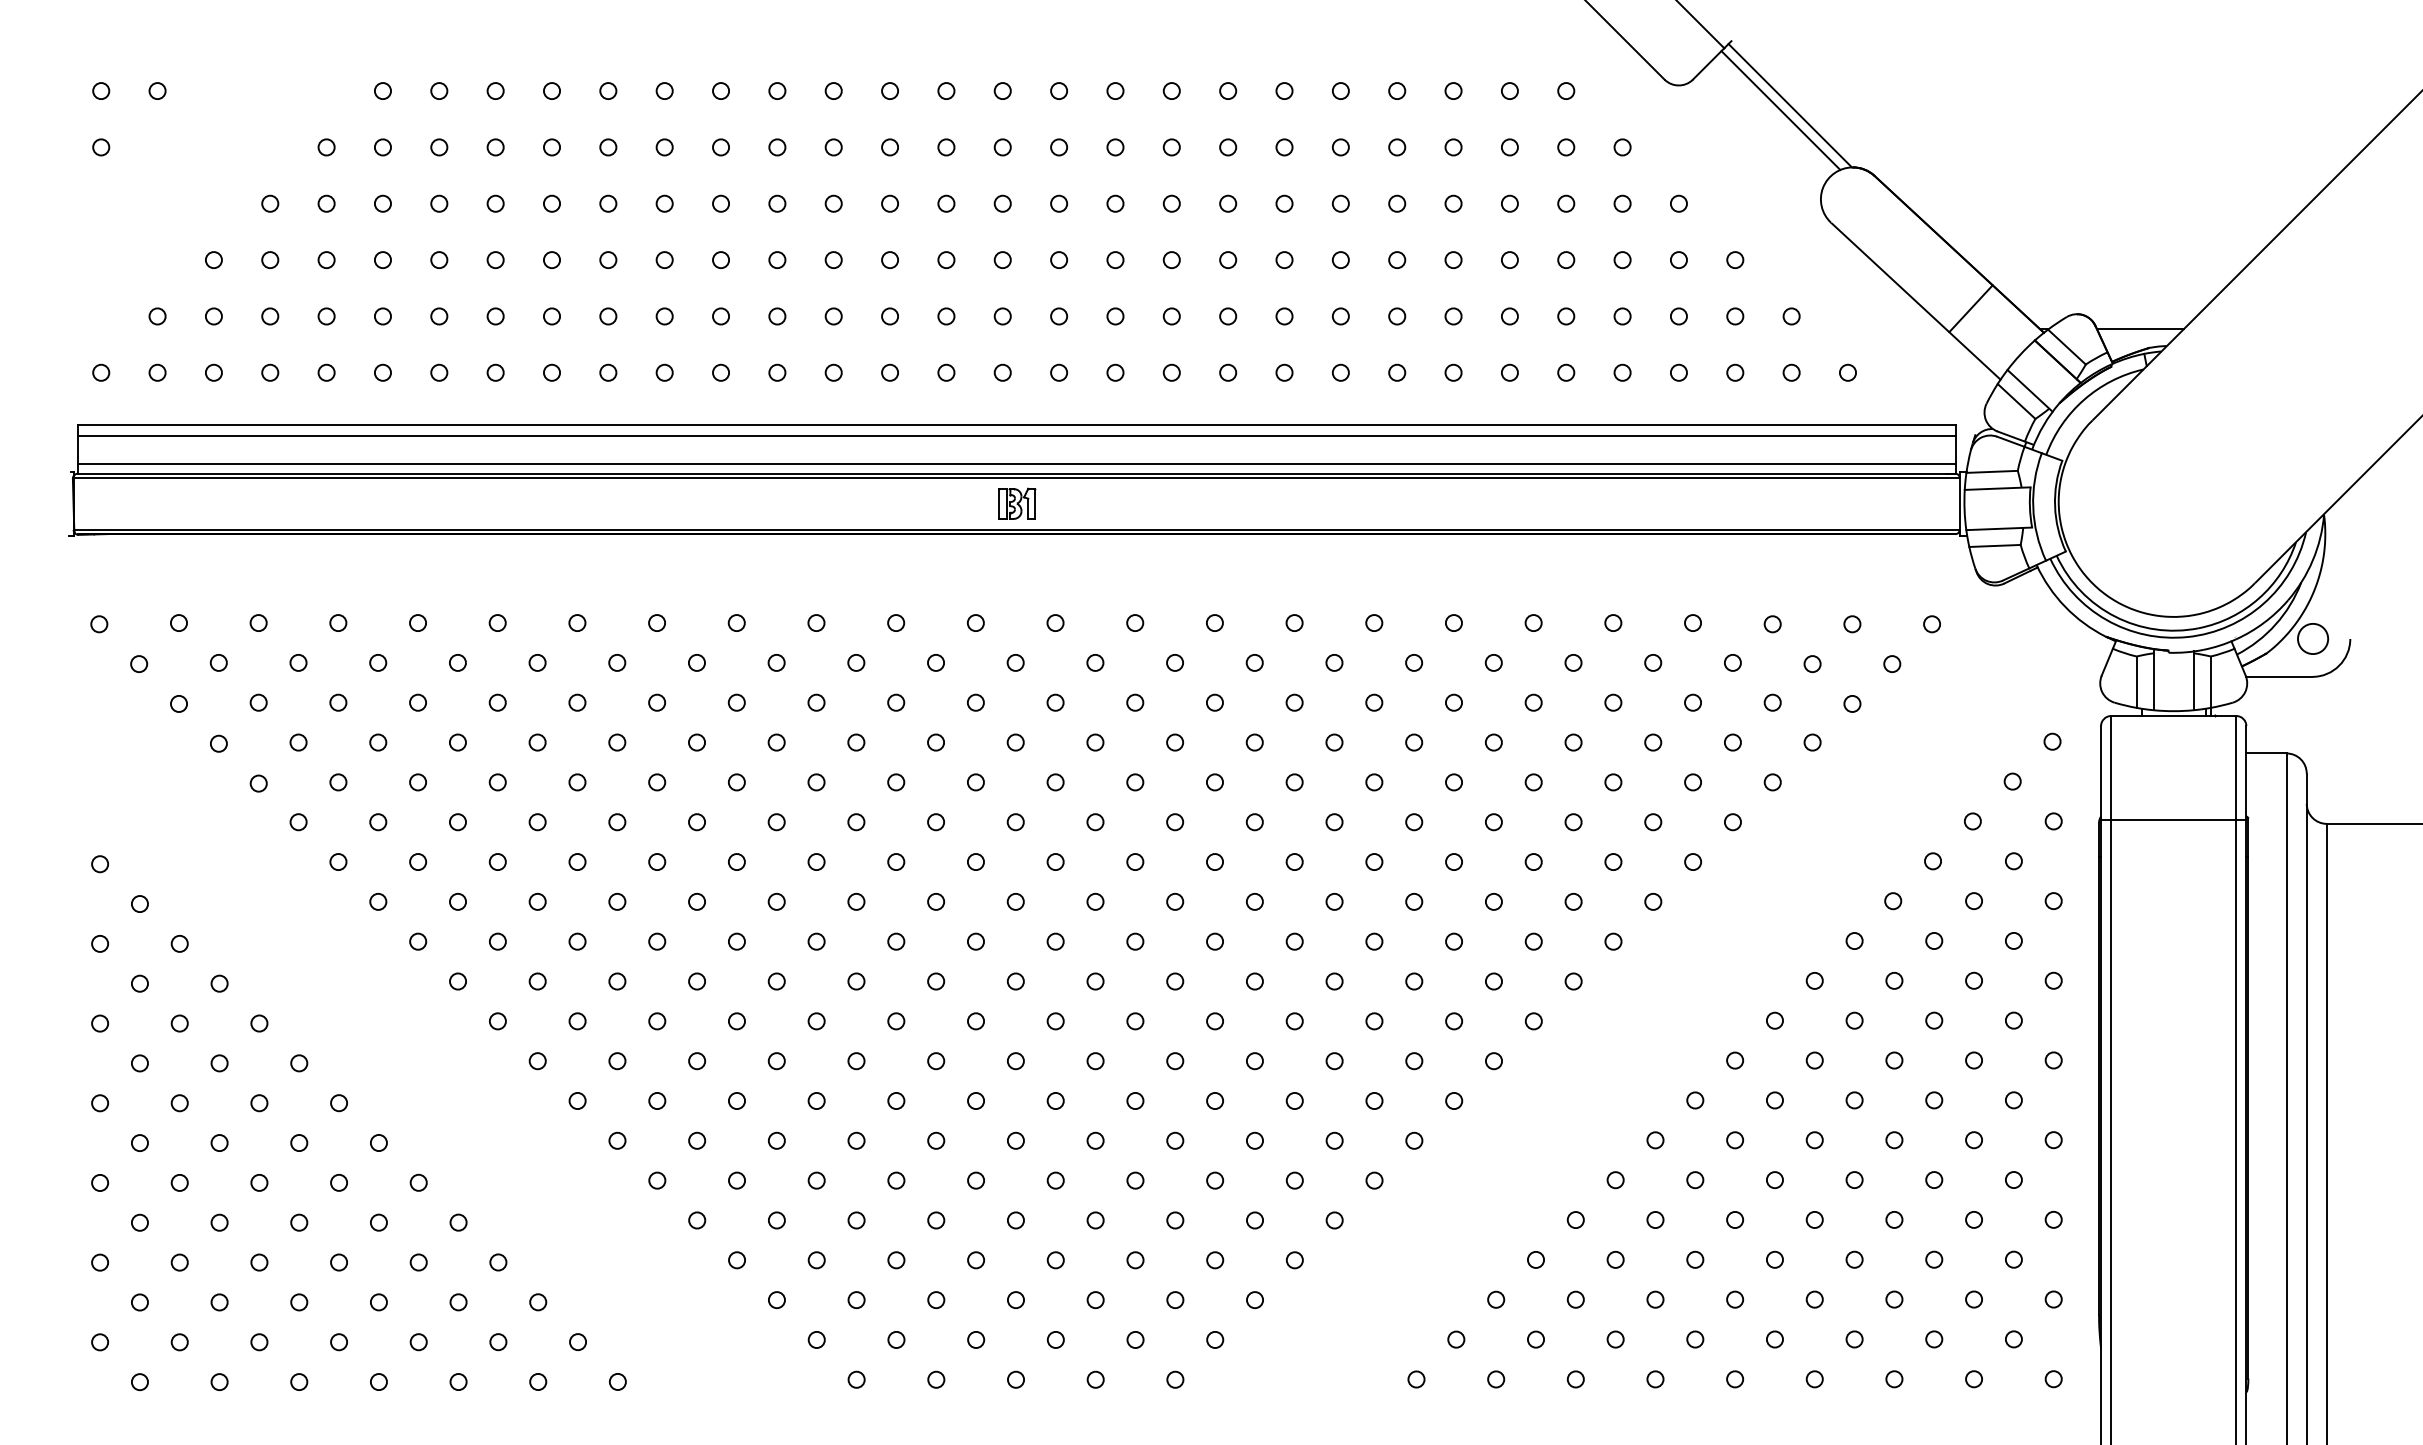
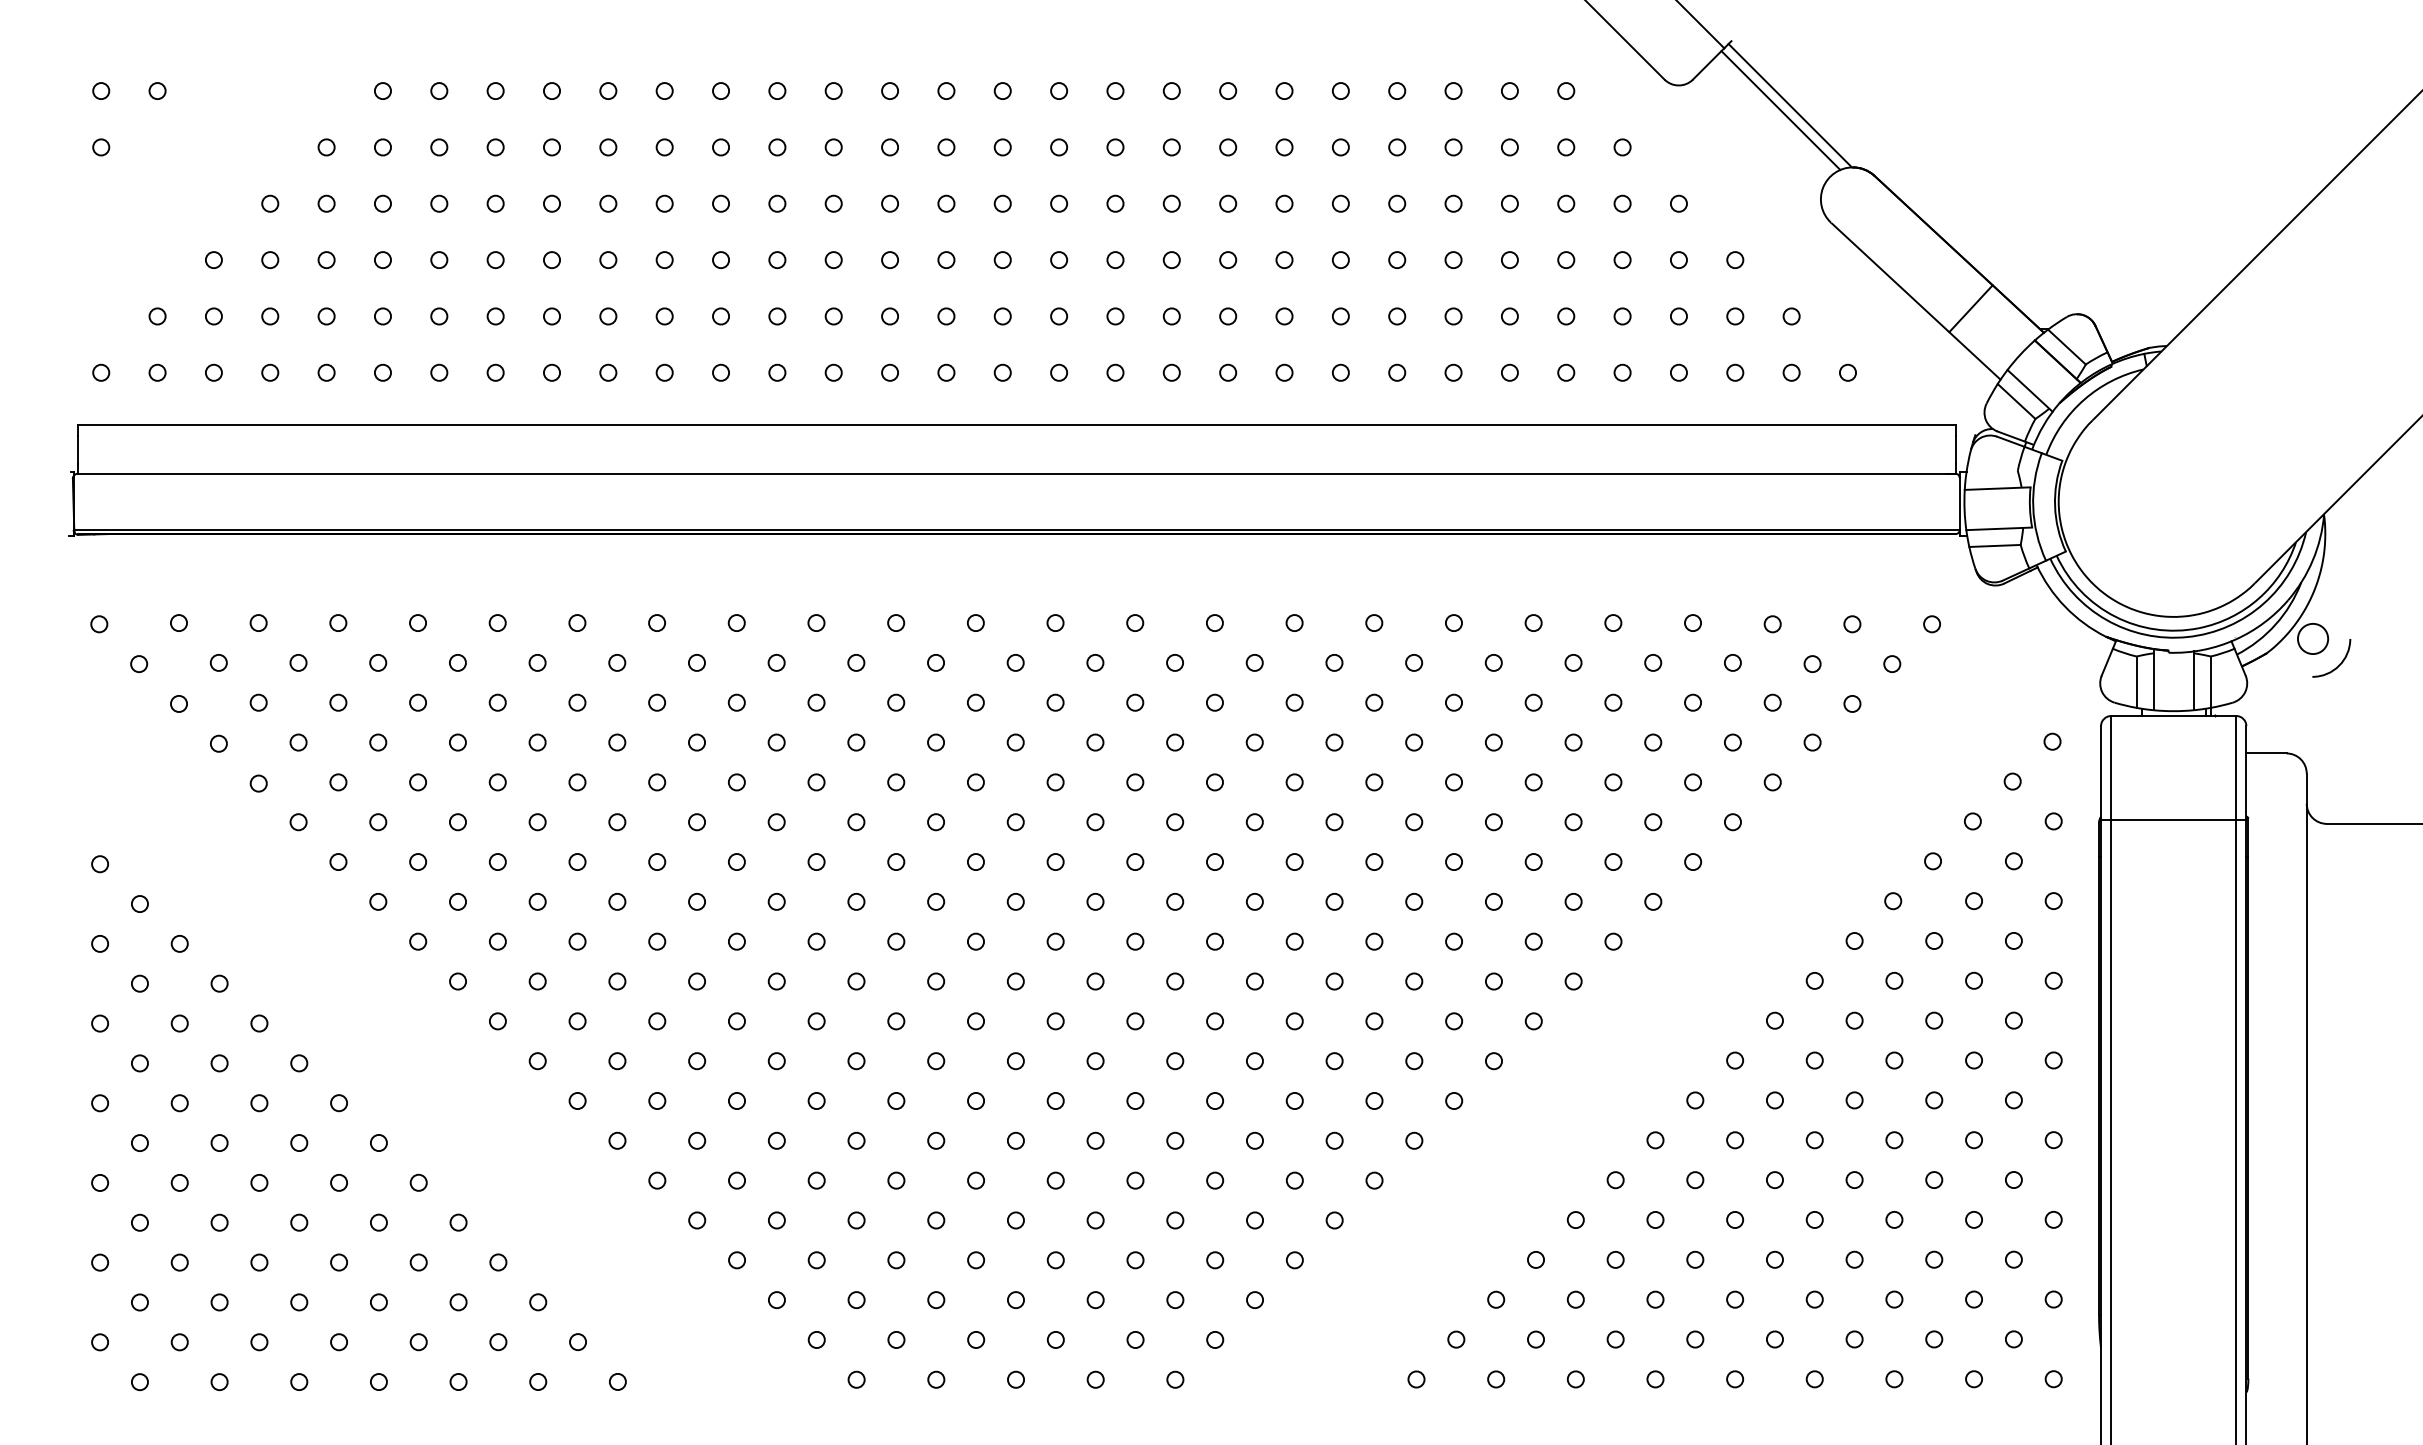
line: present -> none (2140, 329)
line: present -> none (1016, 435)
line: present -> none (1016, 463)
line: present -> none (1991, 471)
line: present -> none (1016, 477)
part: present -> none (1017, 503)
line: present -> none (2279, 676)
line: present -> none (2286, 1097)
line: present -> none (2326, 1132)
